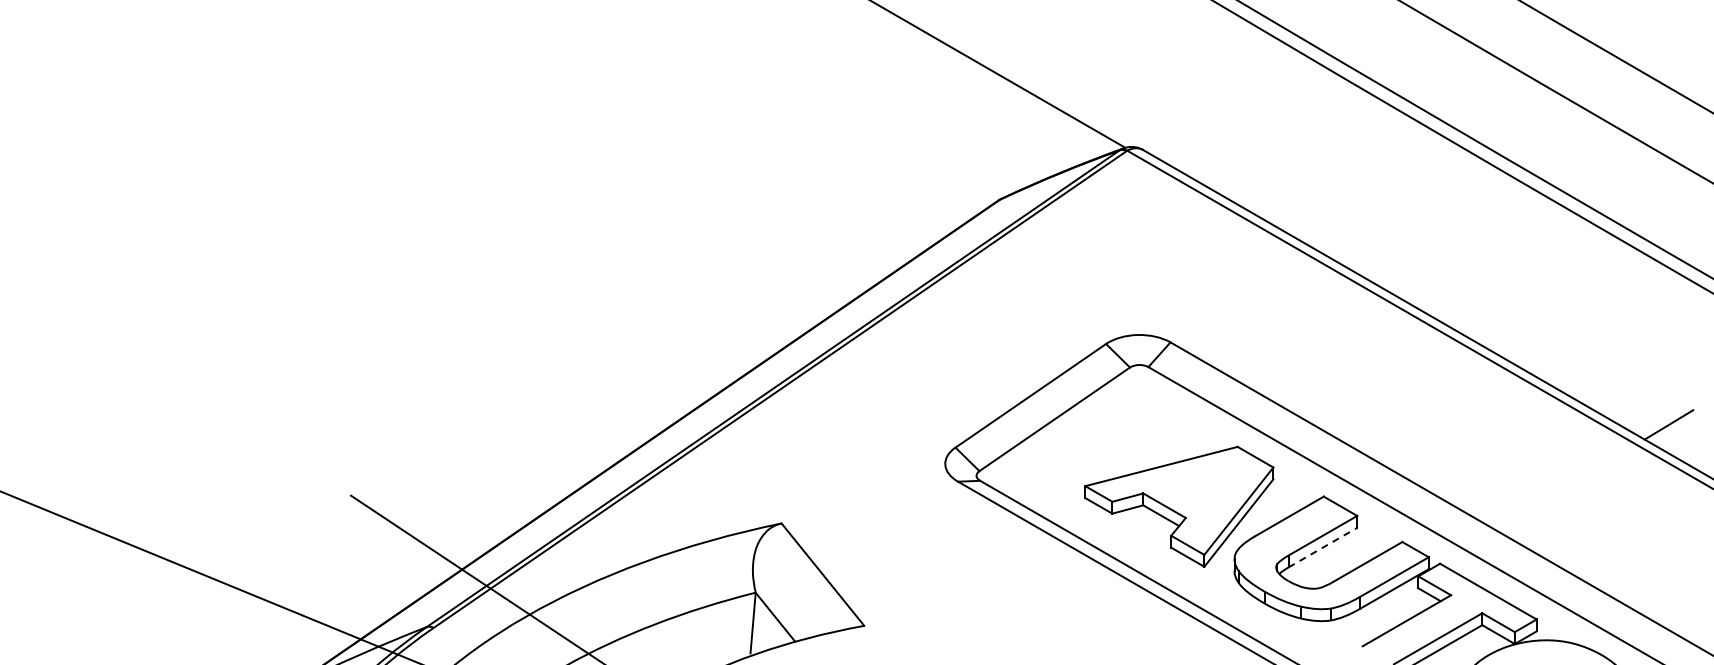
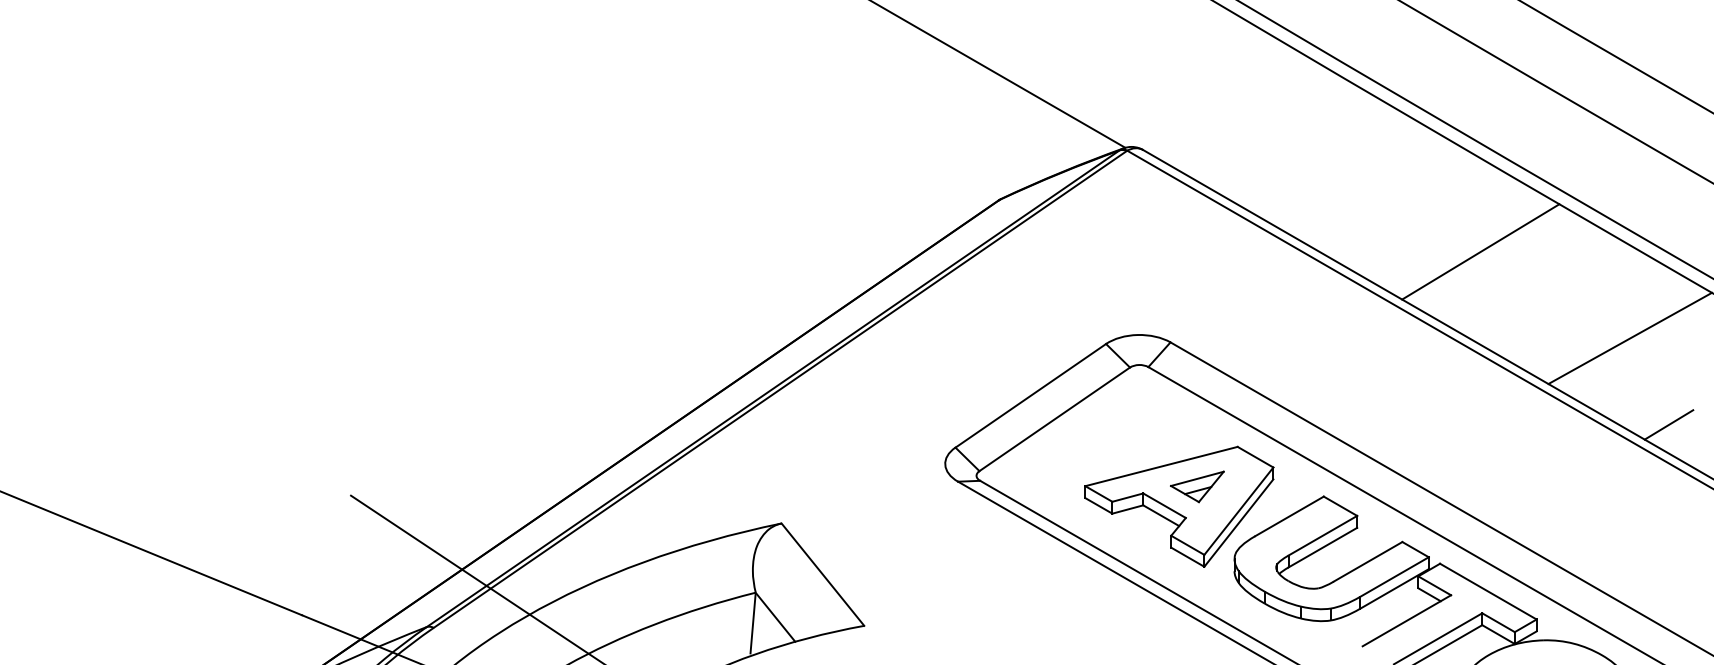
line: none -> present (1480, 251)
line: none -> present (1629, 338)
part: none -> present (1197, 486)
line: dashed -> solid (1322, 547)
